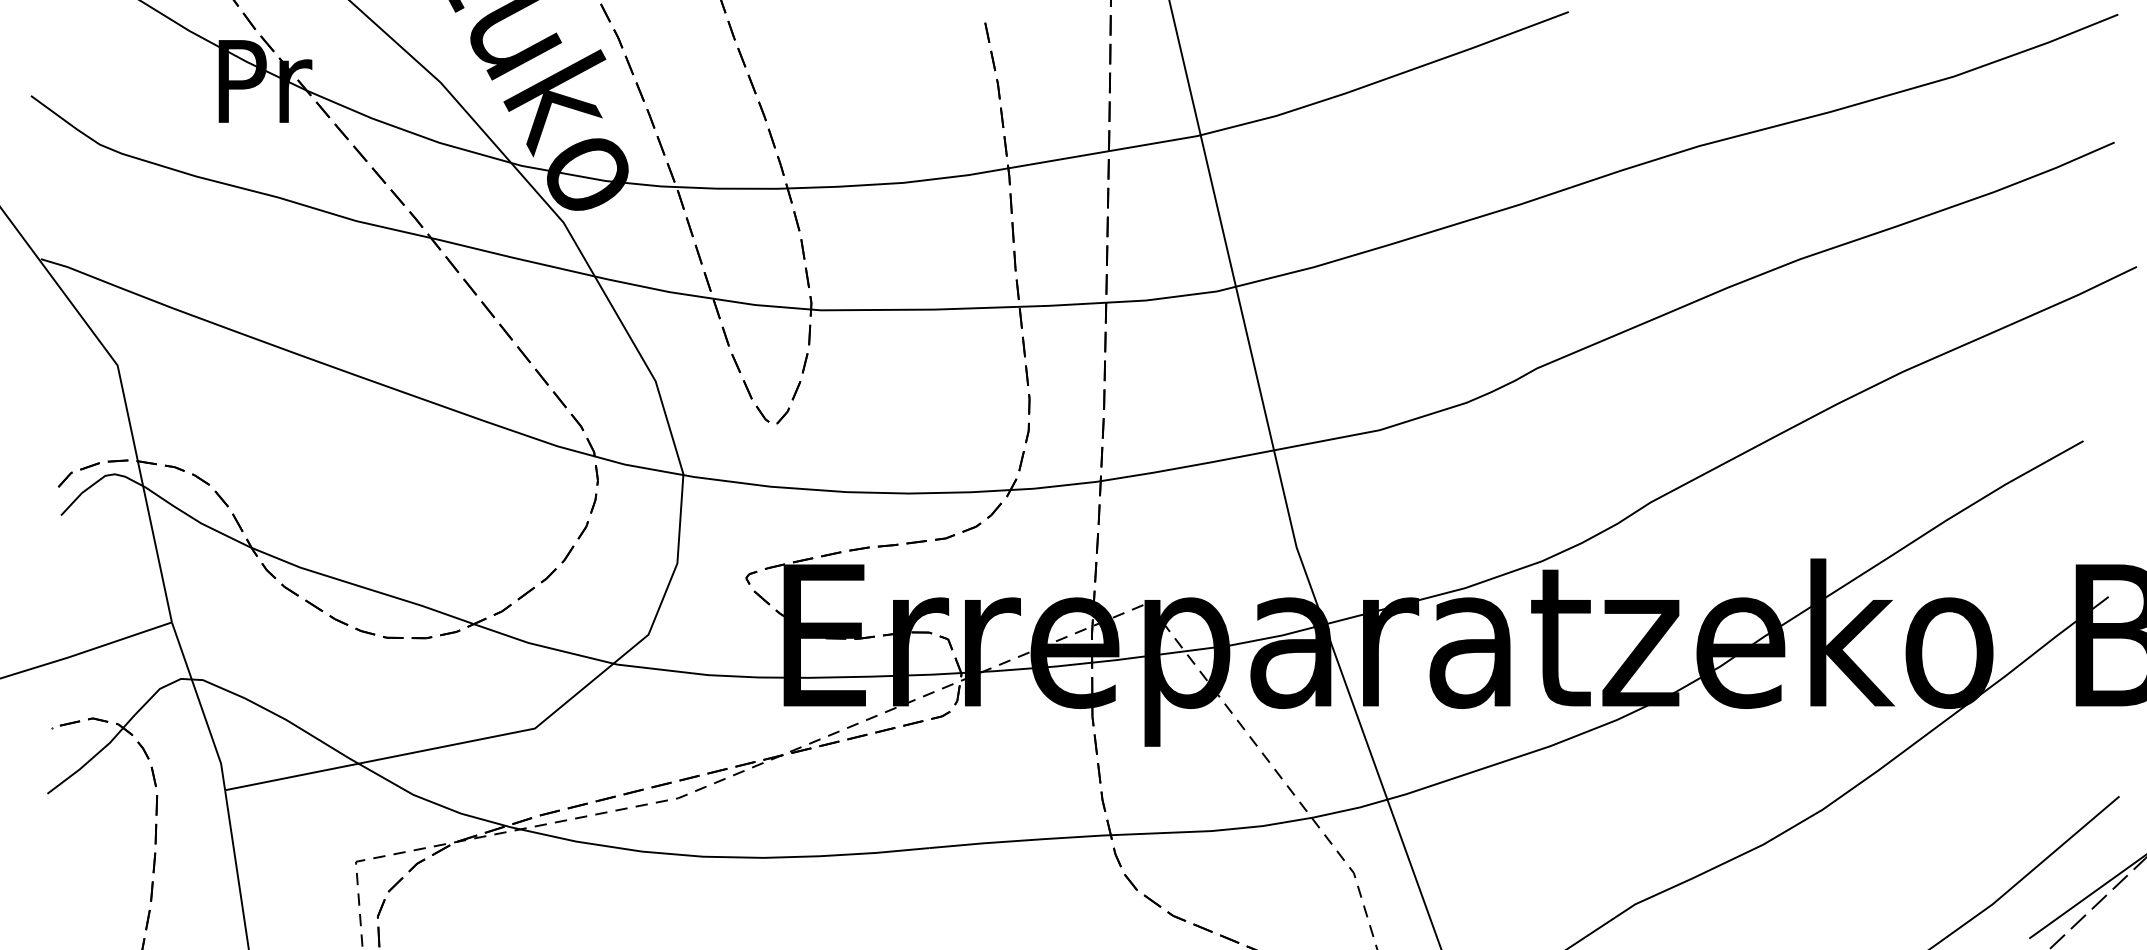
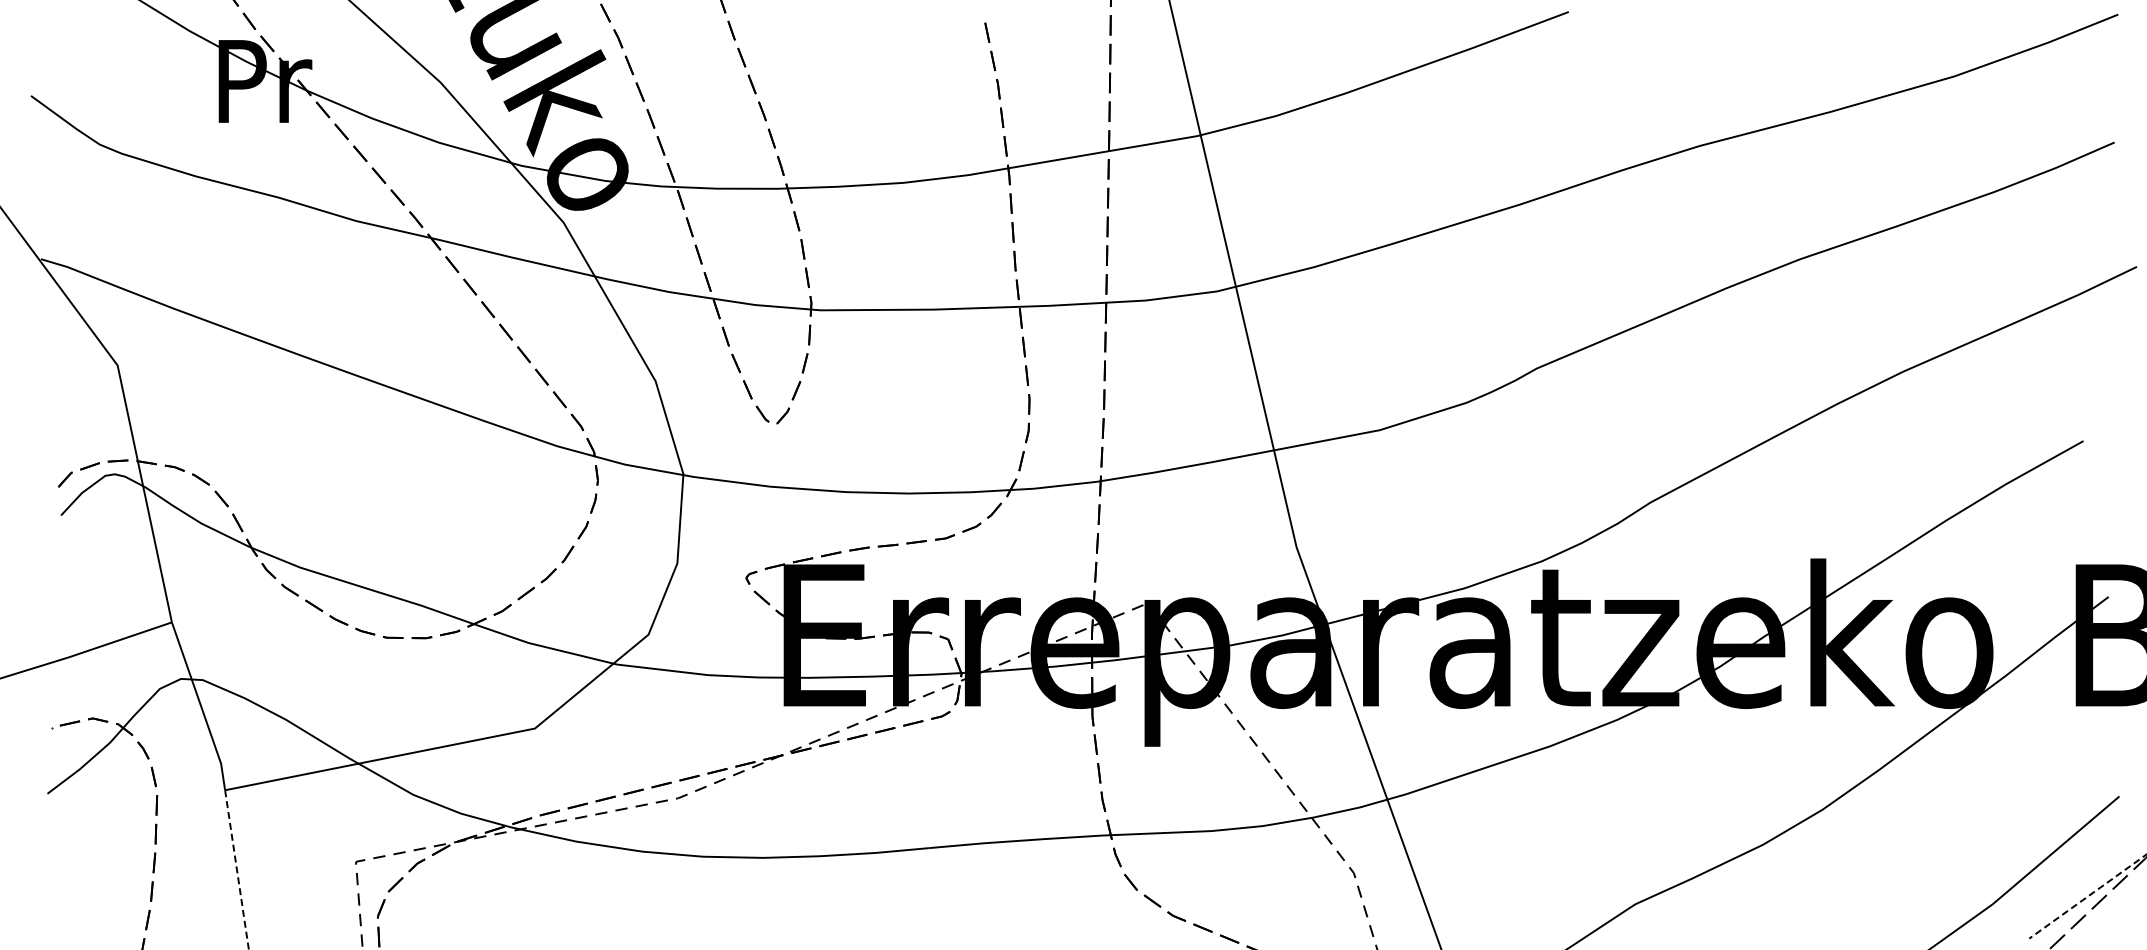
line: solid -> dashed (237, 870)
line: solid -> dashed (2087, 896)
